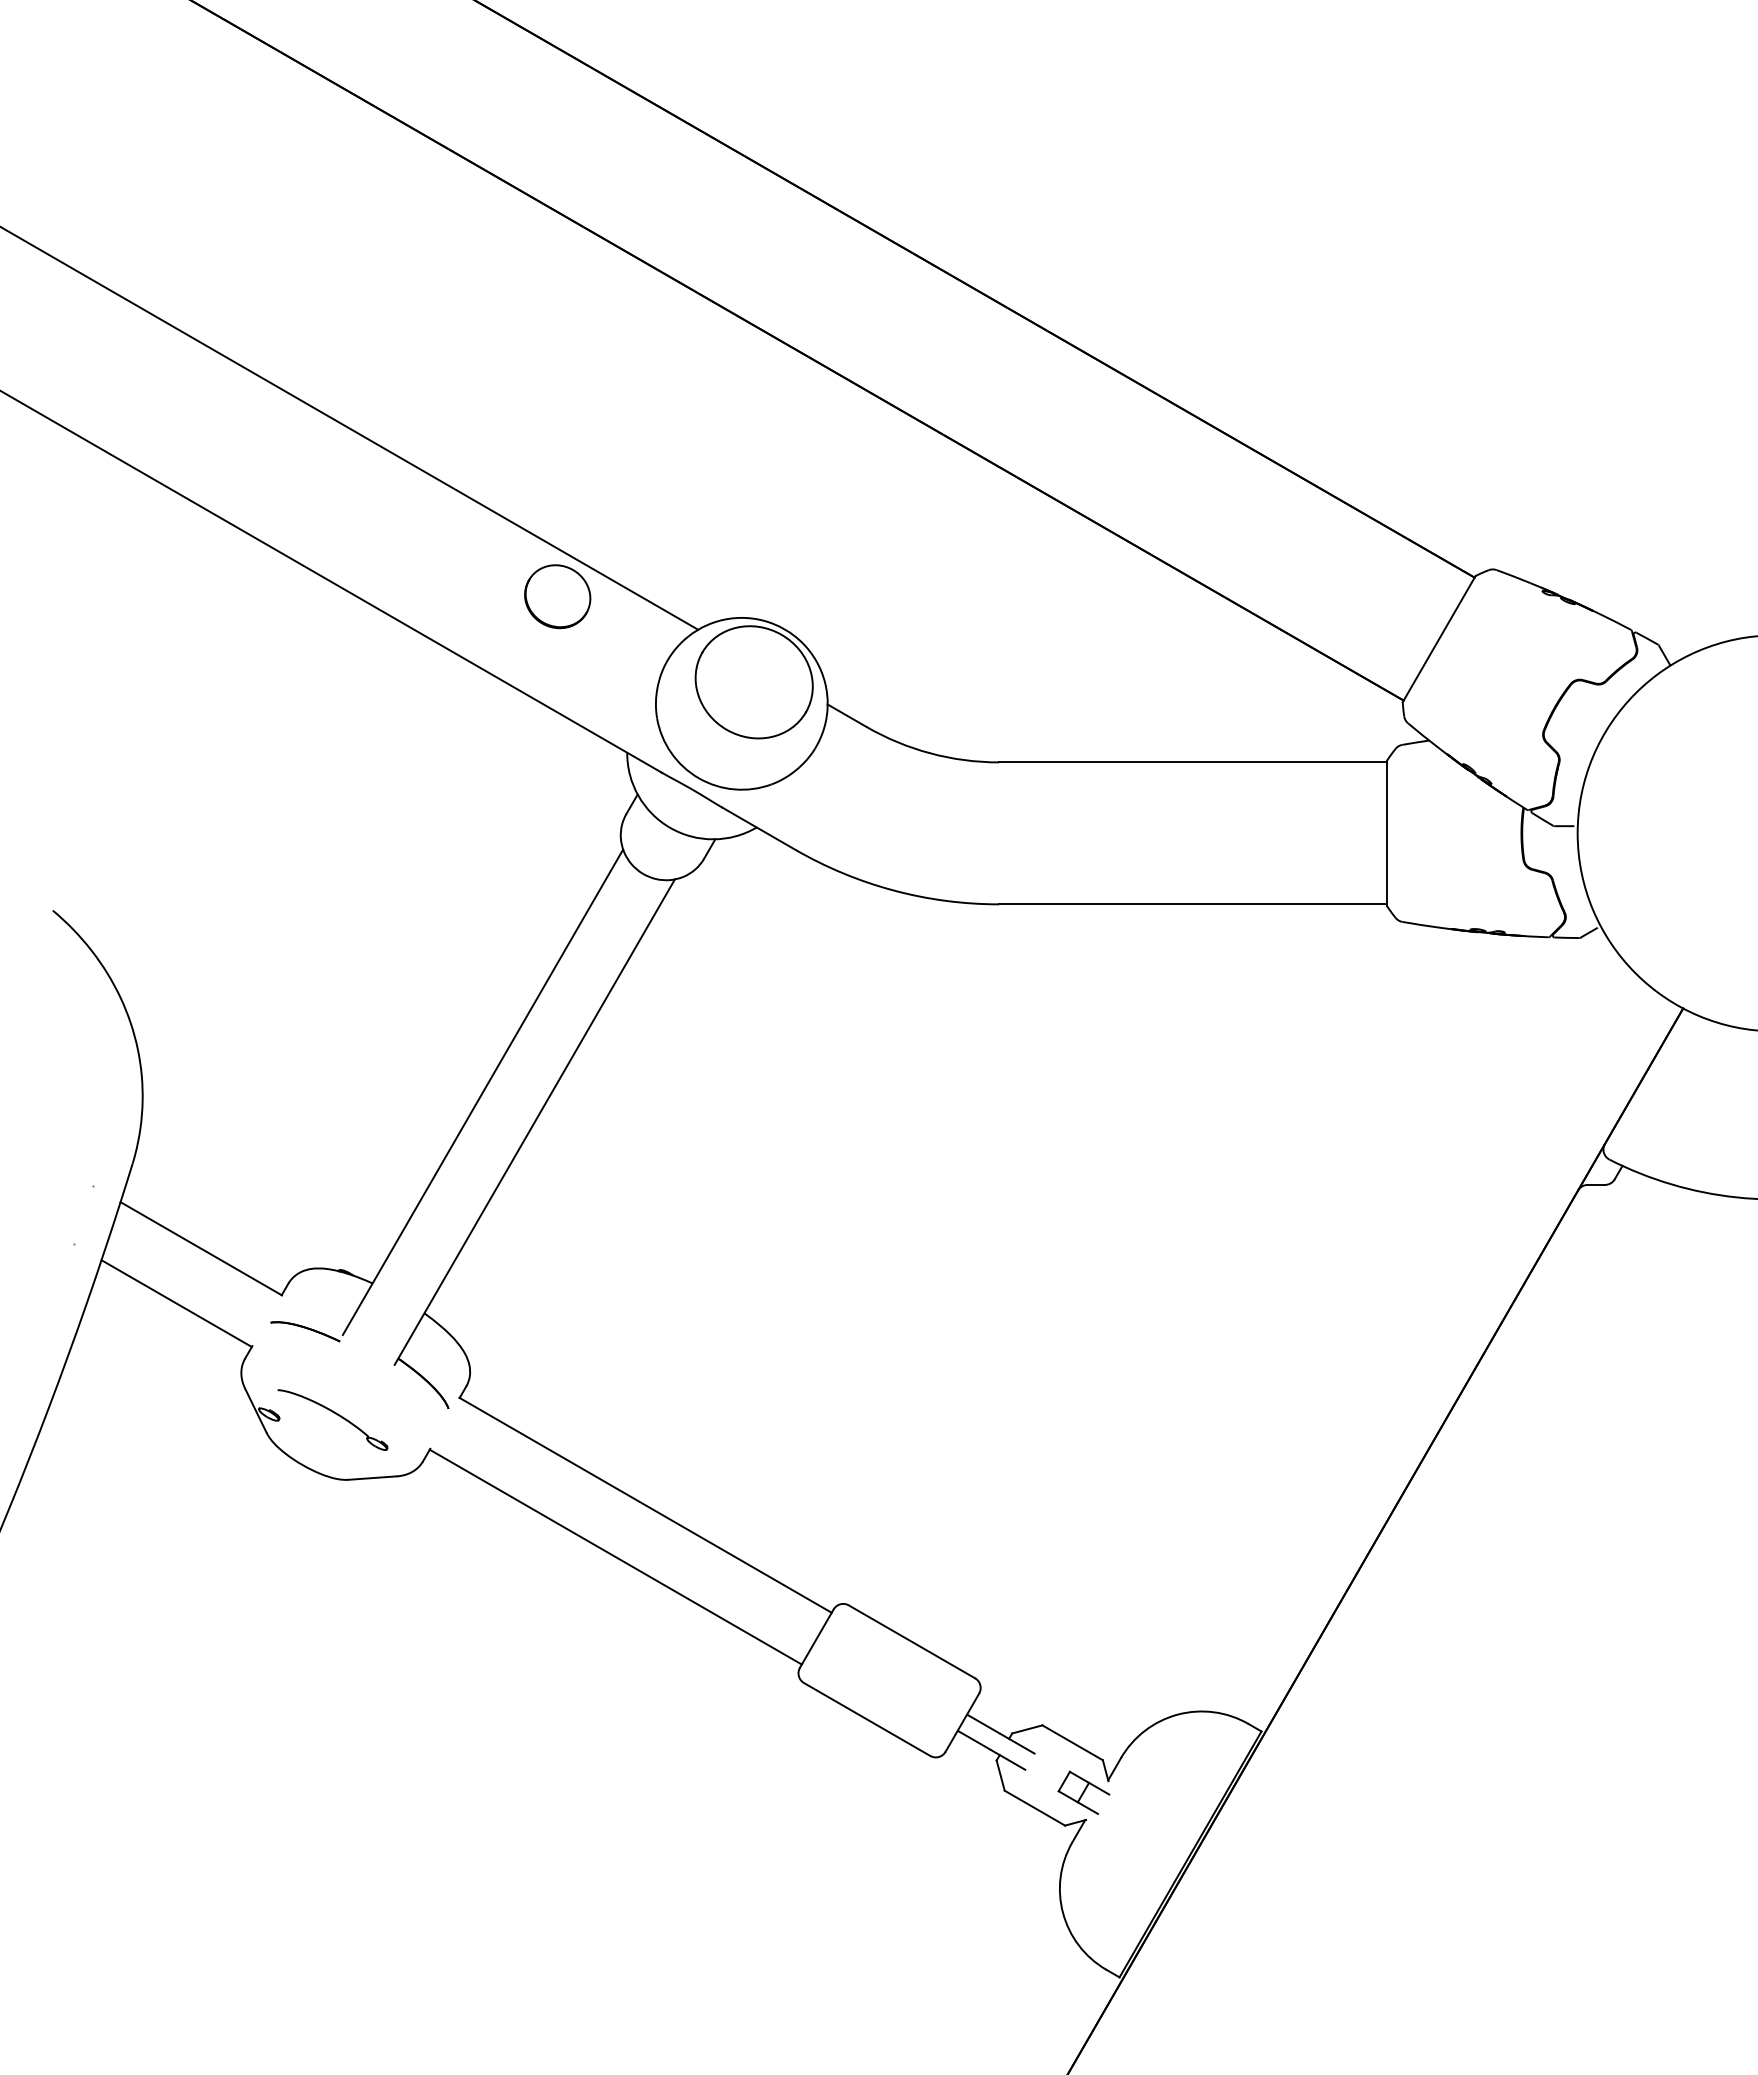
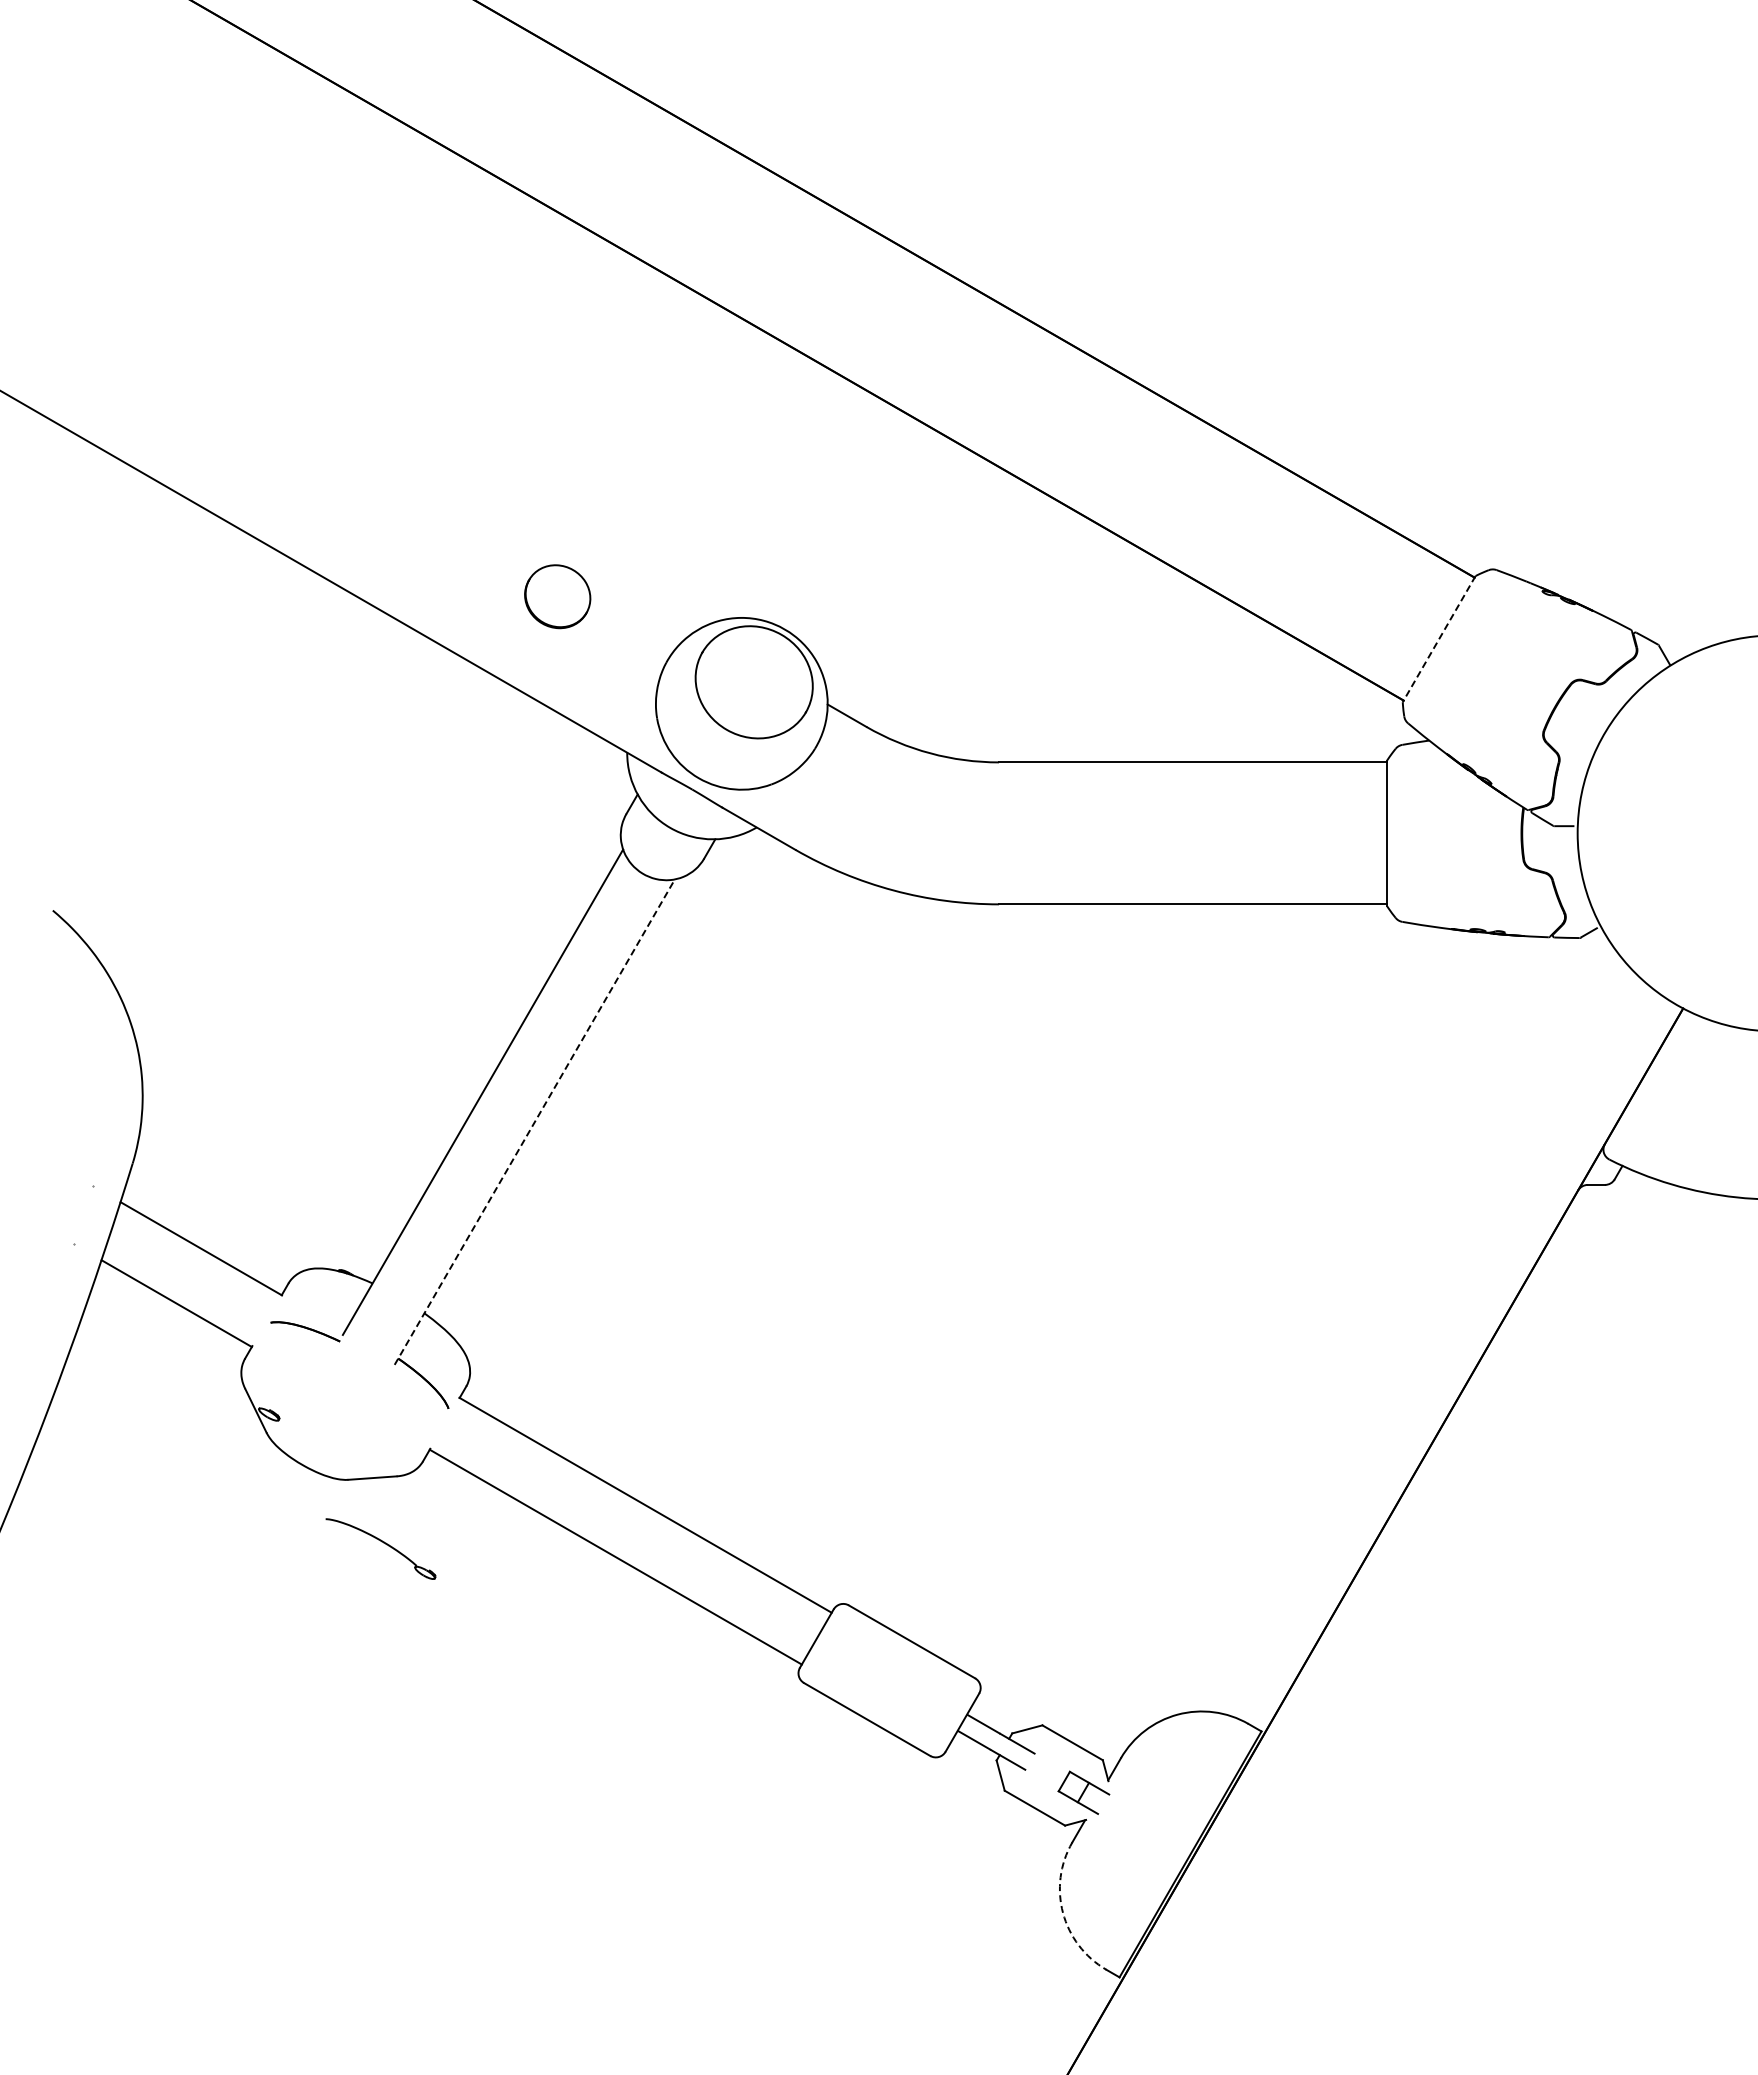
line: present -> none (350, 428)
line: solid -> dashed (1439, 639)
line: solid -> dashed (535, 1121)
part position: (332, 1419) -> (380, 1548) (380, 1548)
arc: solid -> dashed (1063, 1913)
